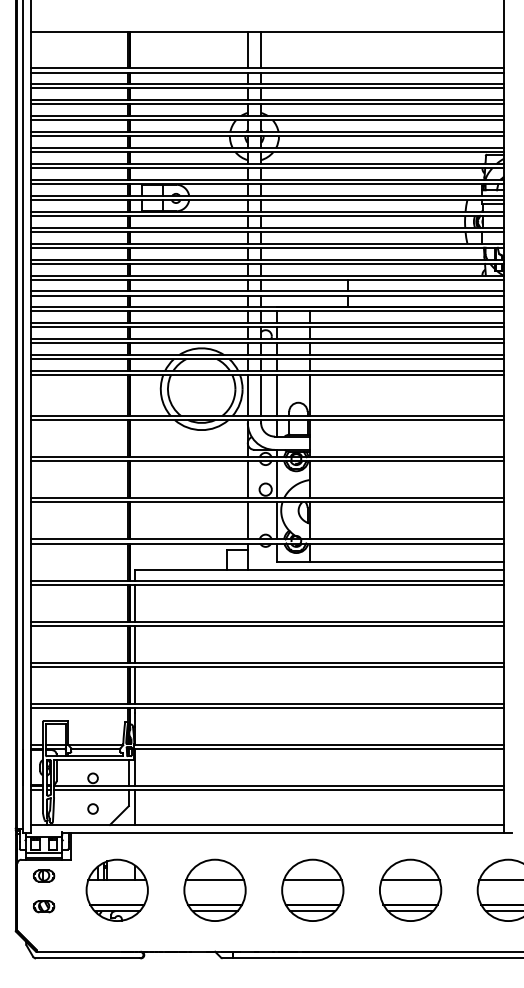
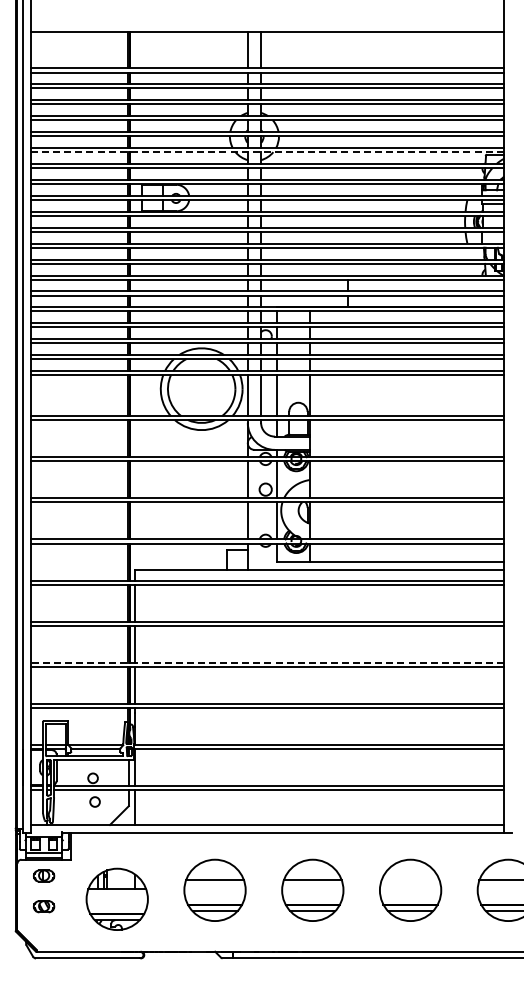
line: solid -> dashed (267, 152)
line: solid -> dashed (267, 662)
circle position: (92, 808) -> (94, 801) (94, 801)
line: present -> none (410, 880)
part position: (116, 889) -> (116, 898) (116, 898)
